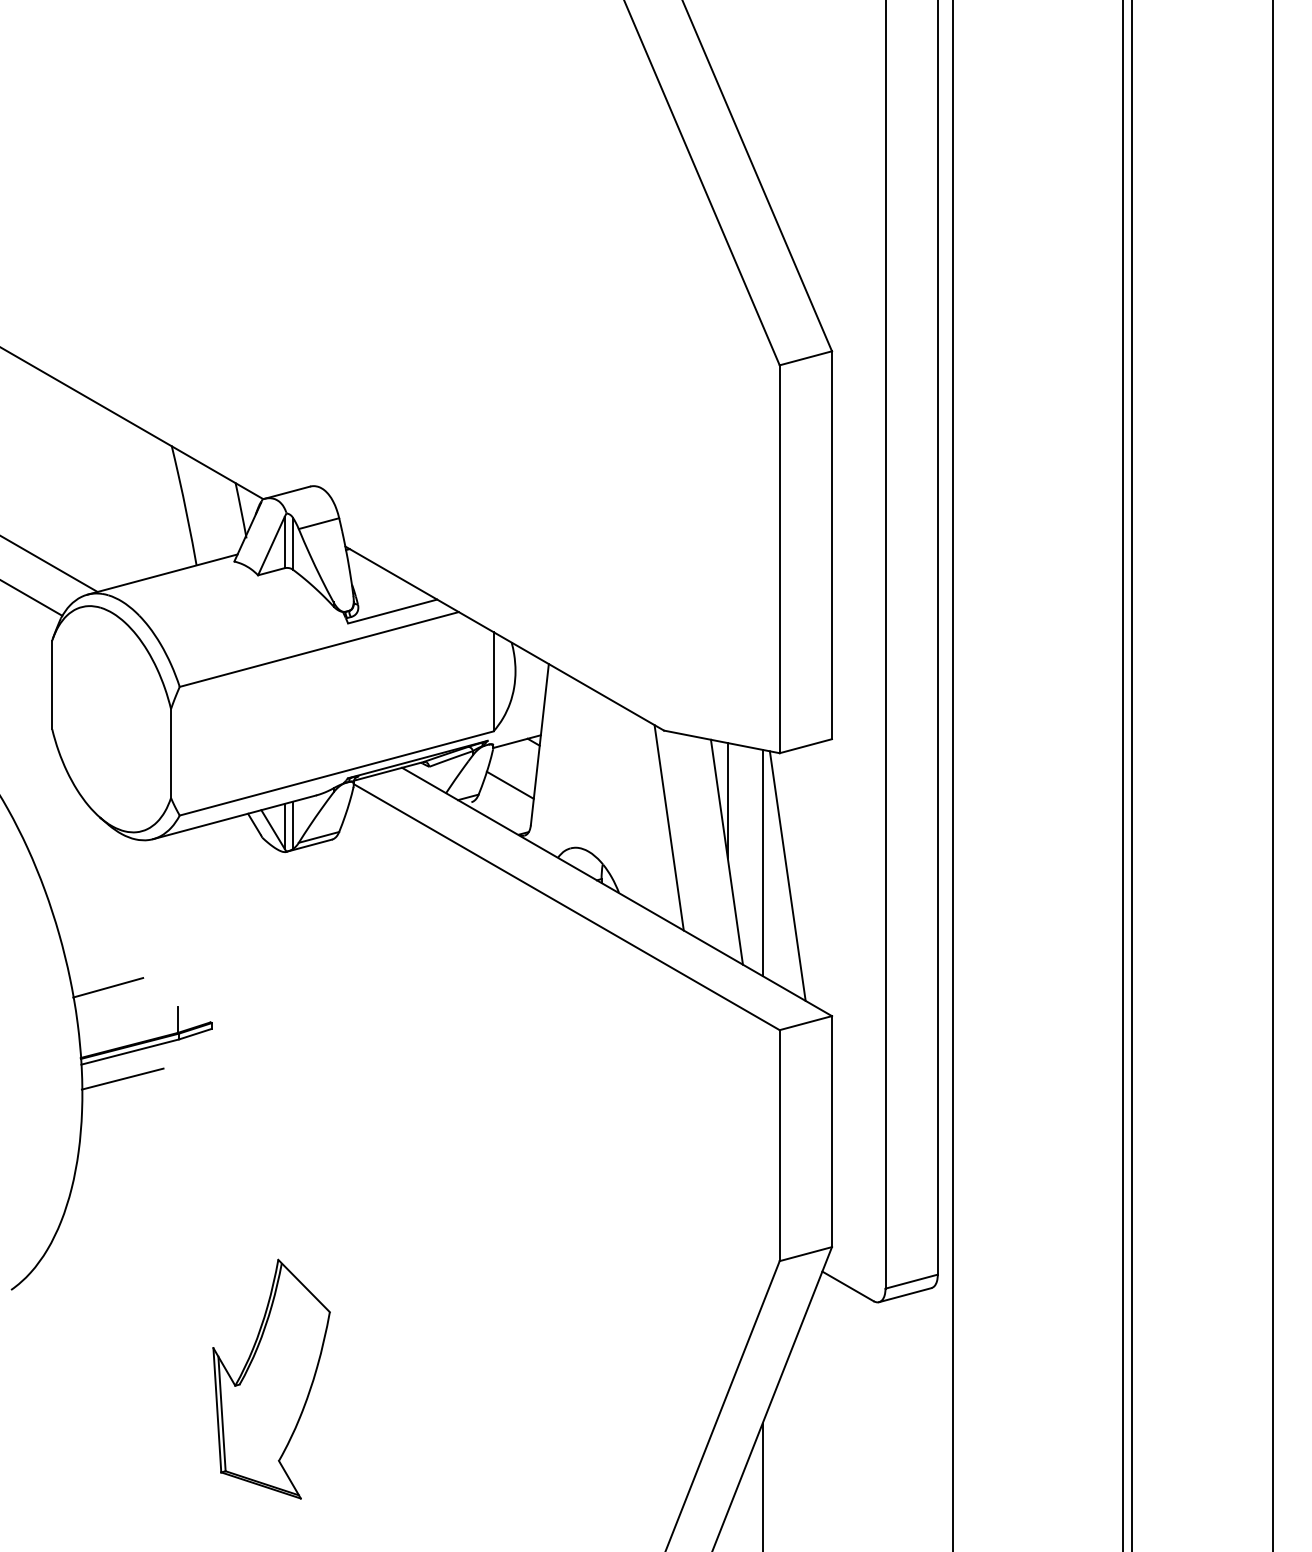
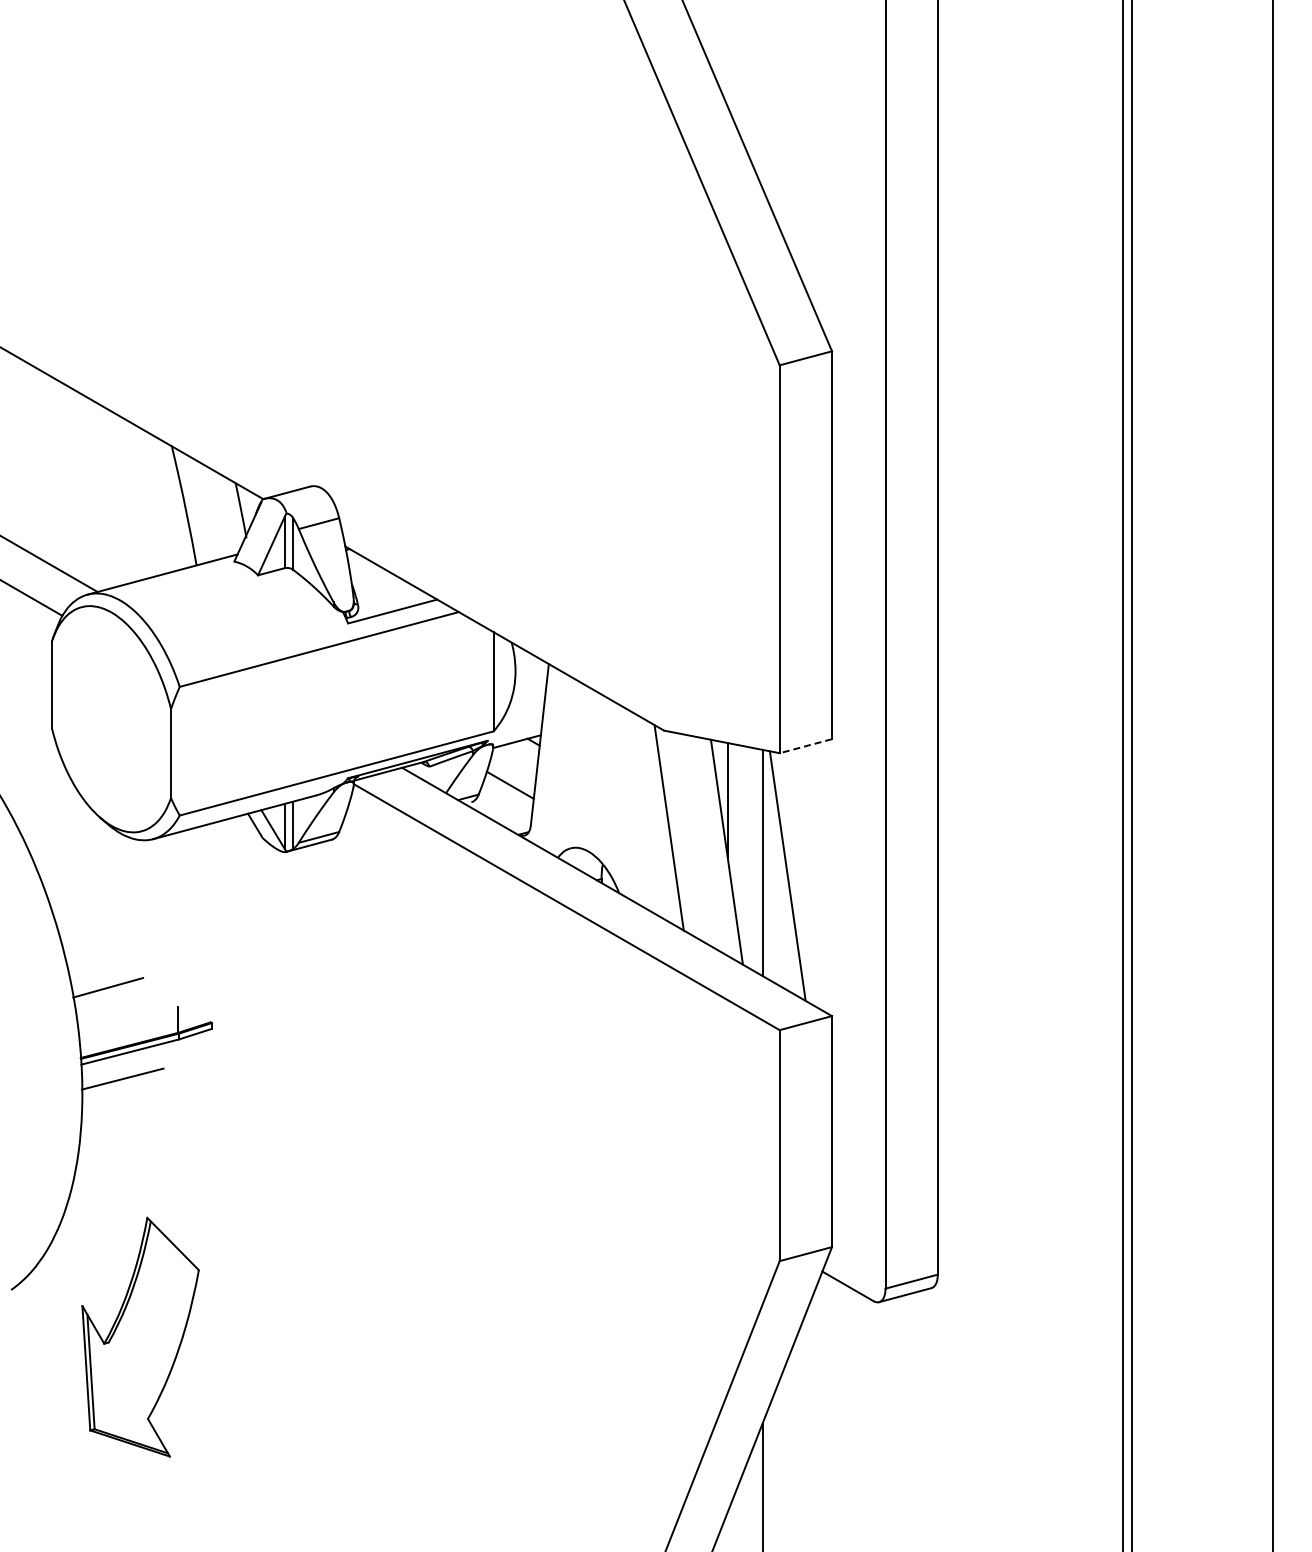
line: solid -> dashed (805, 746)
line: present -> none (952, 775)
part position: (271, 1378) -> (140, 1336) (140, 1336)
